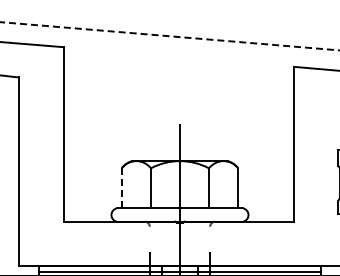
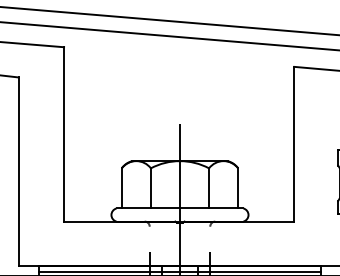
line: none -> present (169, 21)
line: dashed -> solid (170, 36)
line: dashed -> solid (121, 188)
